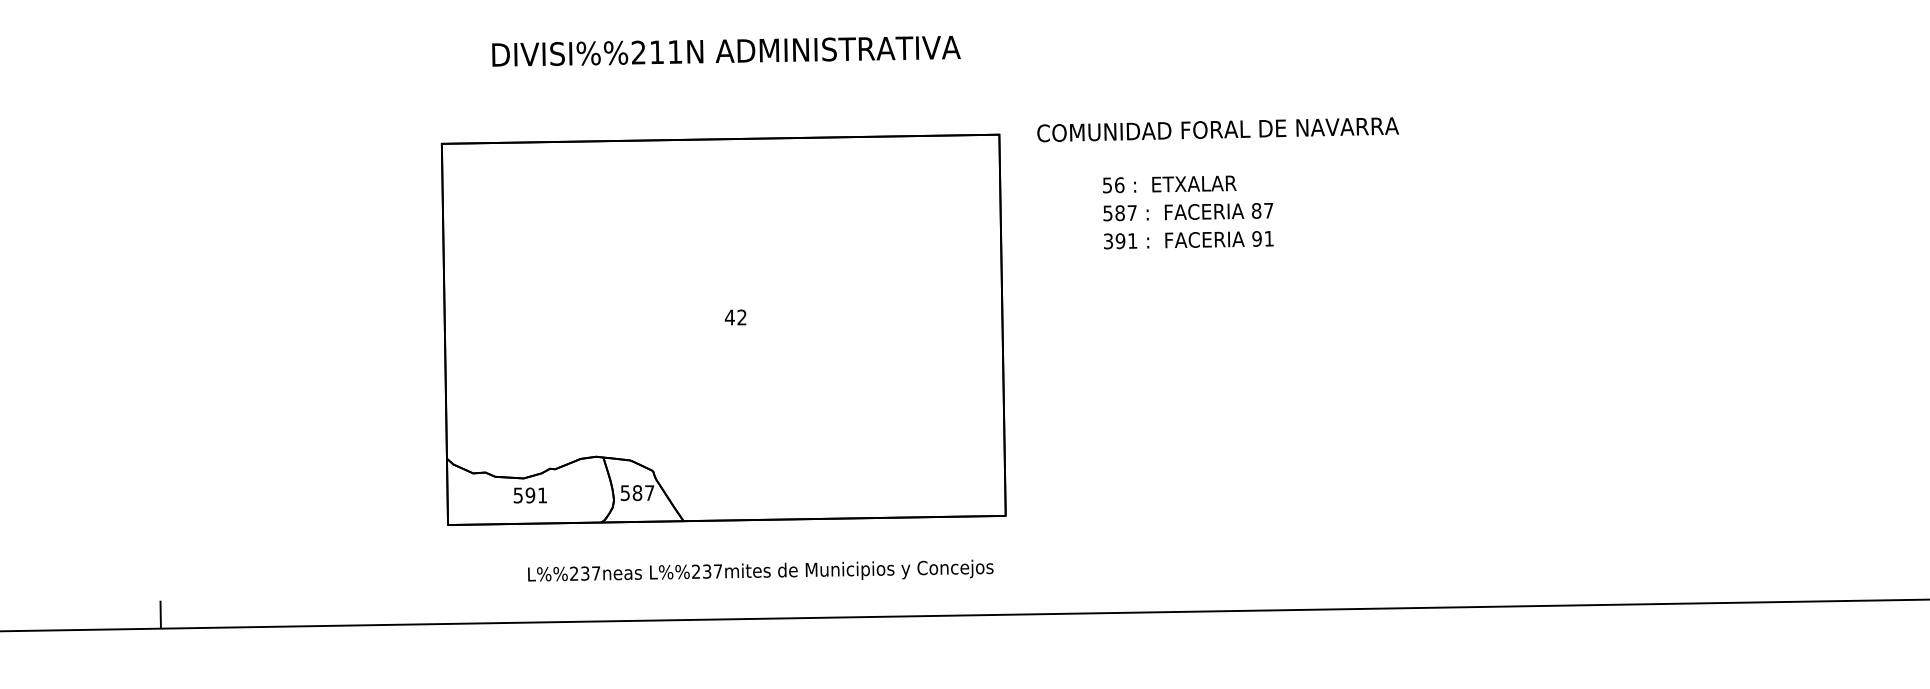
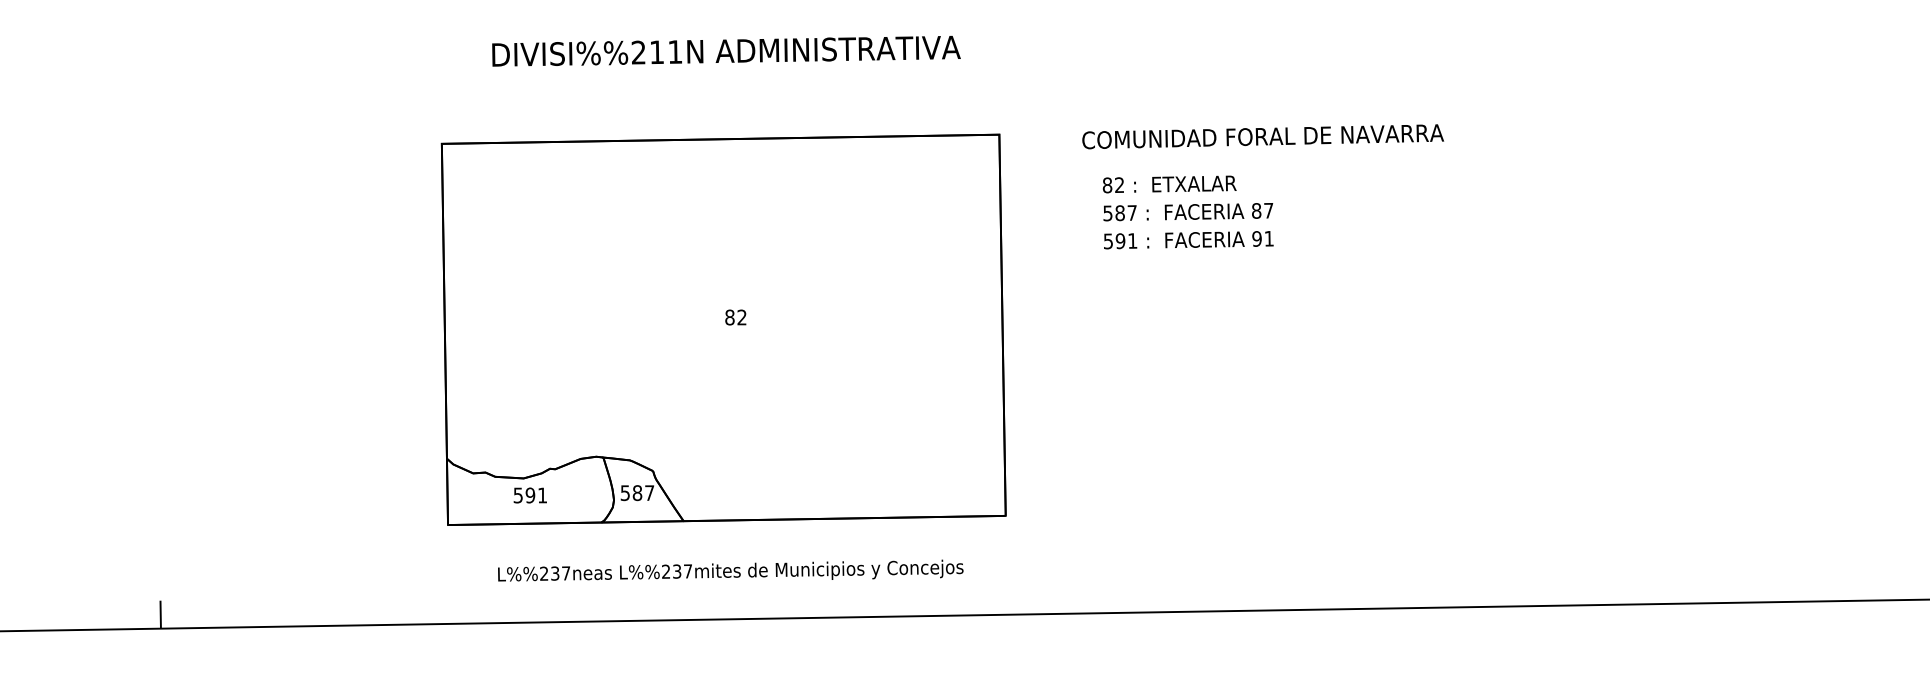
text position: (1218, 129) -> (1263, 136) (1263, 136)
text: 56 -> 82 (1113, 185)
text: 391 -> 591 (1108, 240)
text: 42 -> 82 (729, 317)
text position: (760, 570) -> (730, 570) (730, 570)
